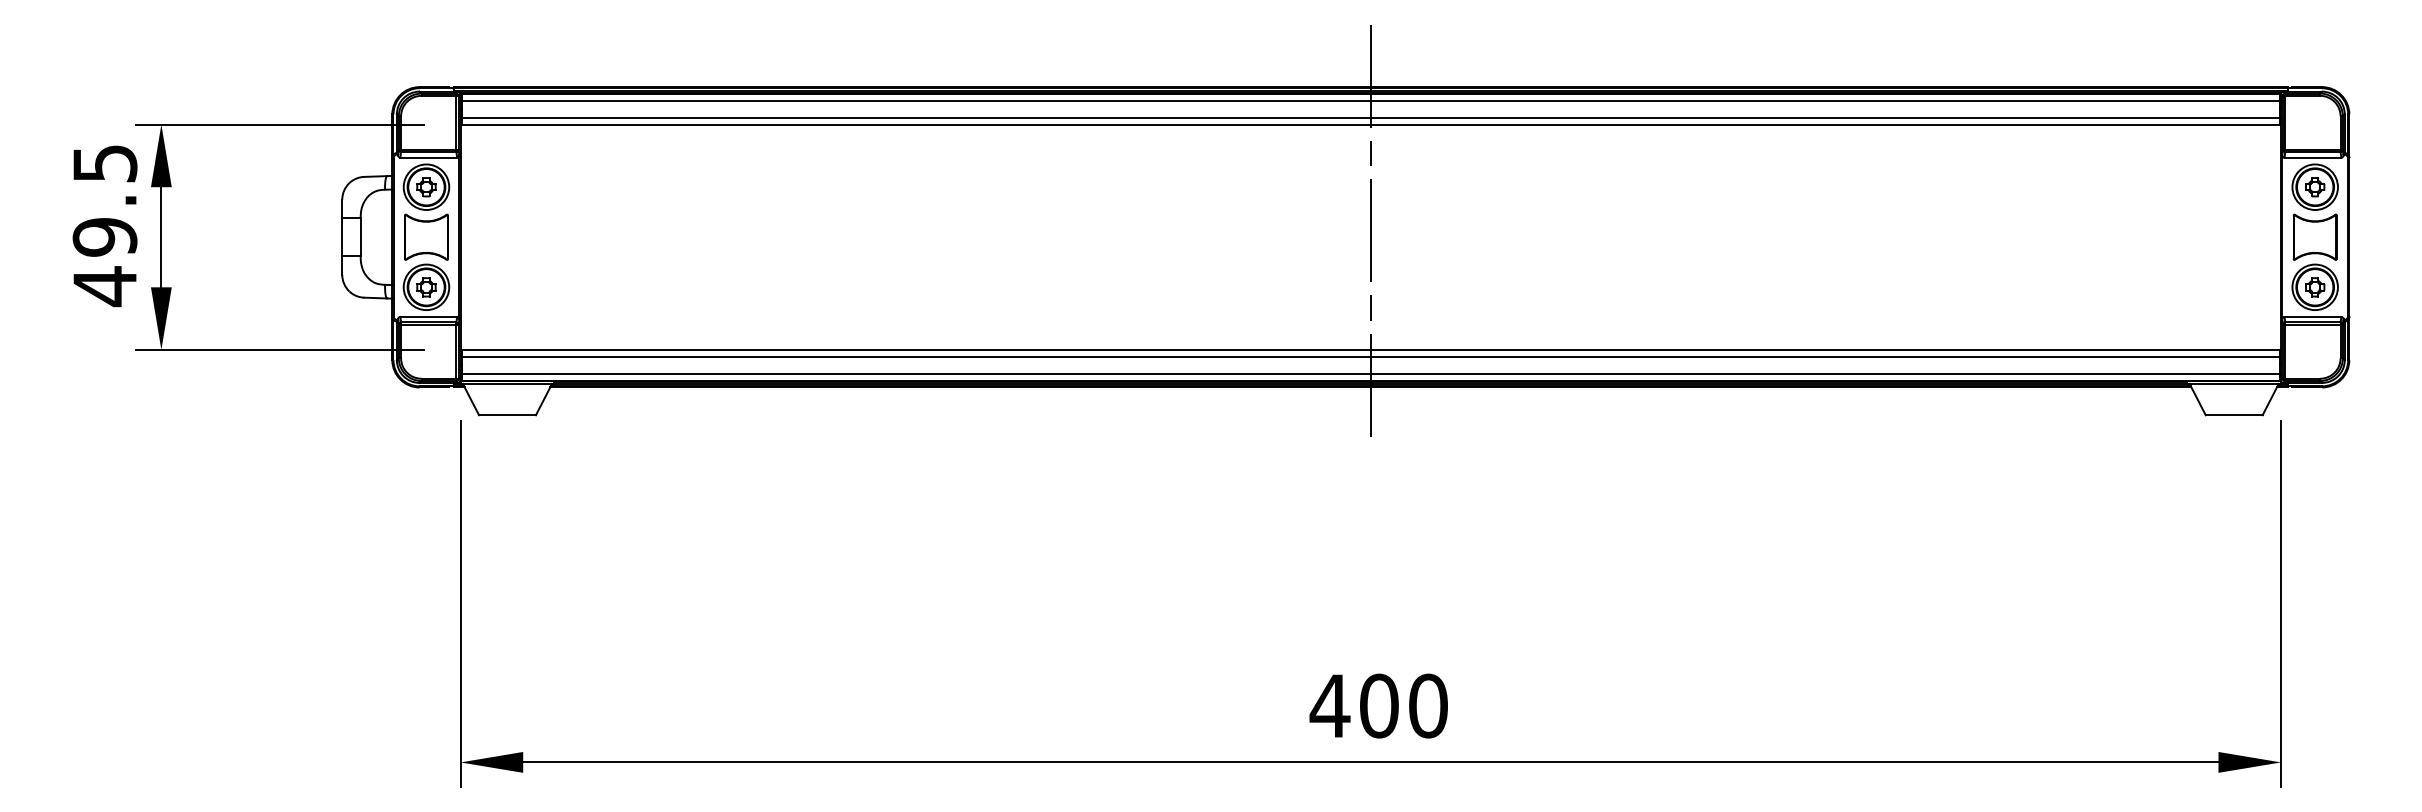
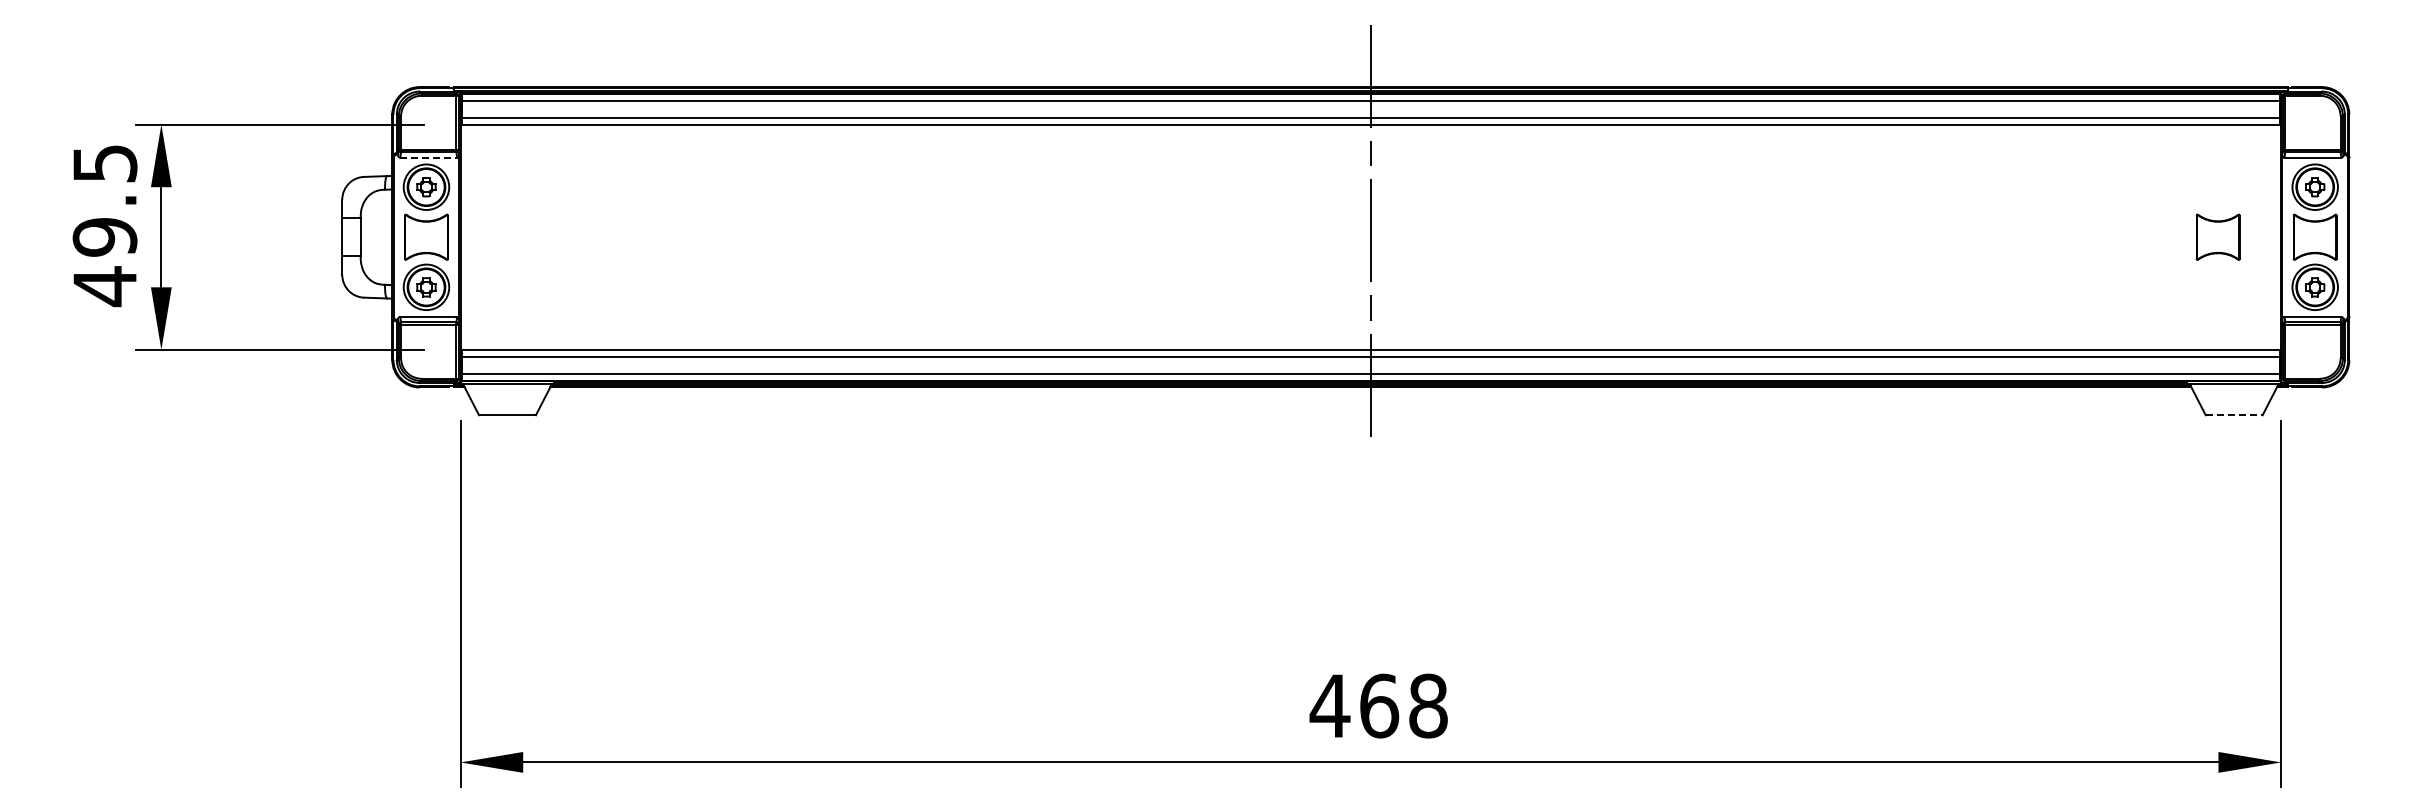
line: solid -> dashed (429, 157)
part: none -> present (2217, 236)
line: solid -> dashed (2234, 415)
text: 400 -> 468 (1403, 705)
